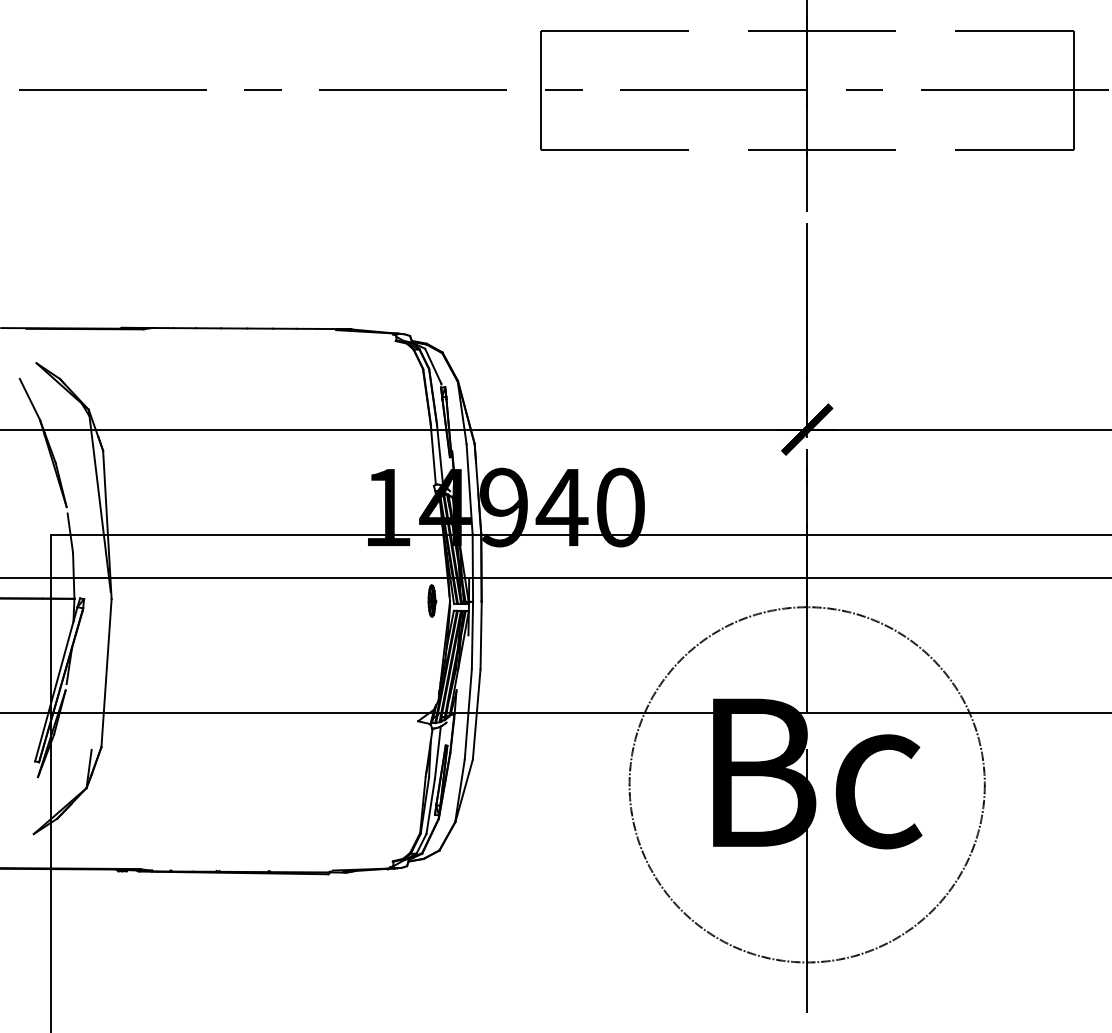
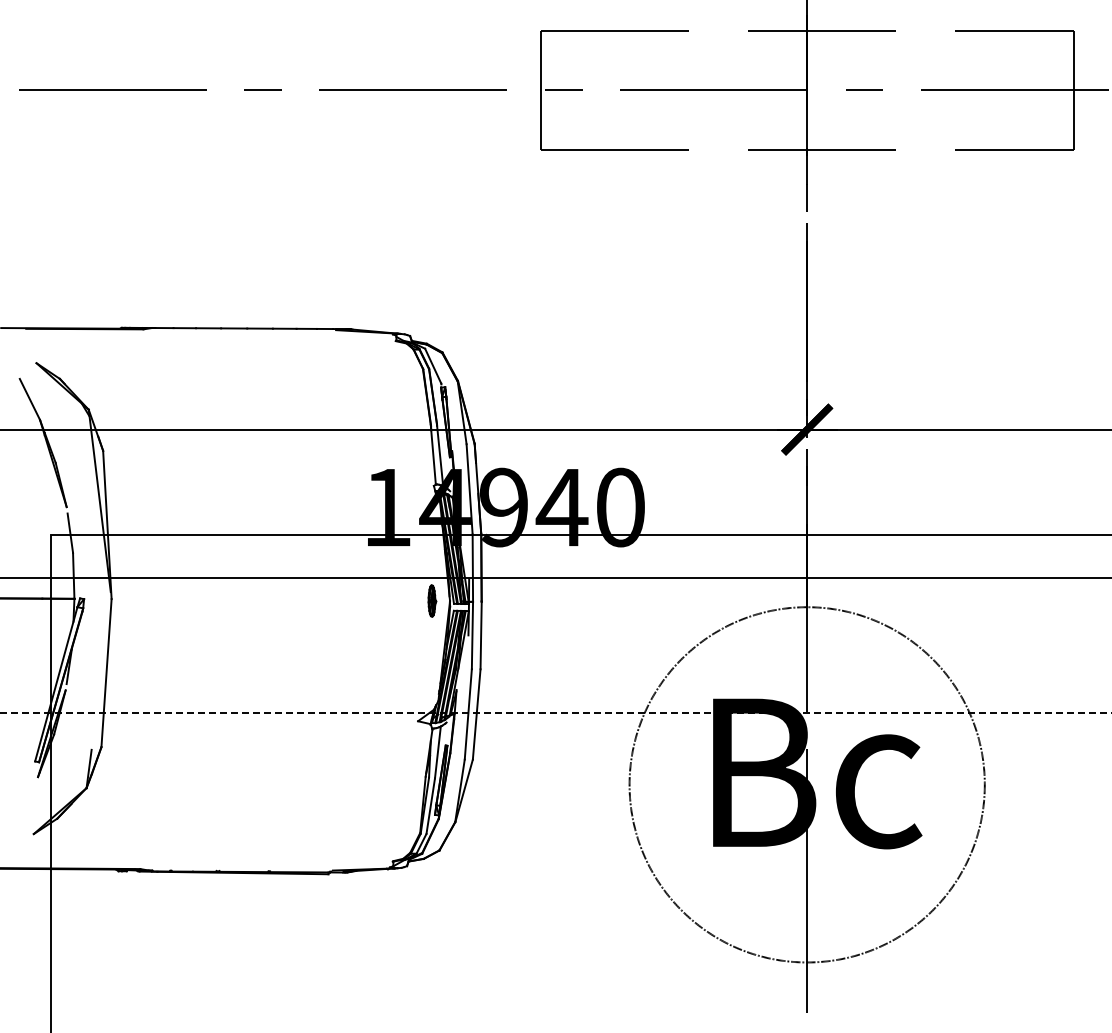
line: solid -> dashed (555, 712)
